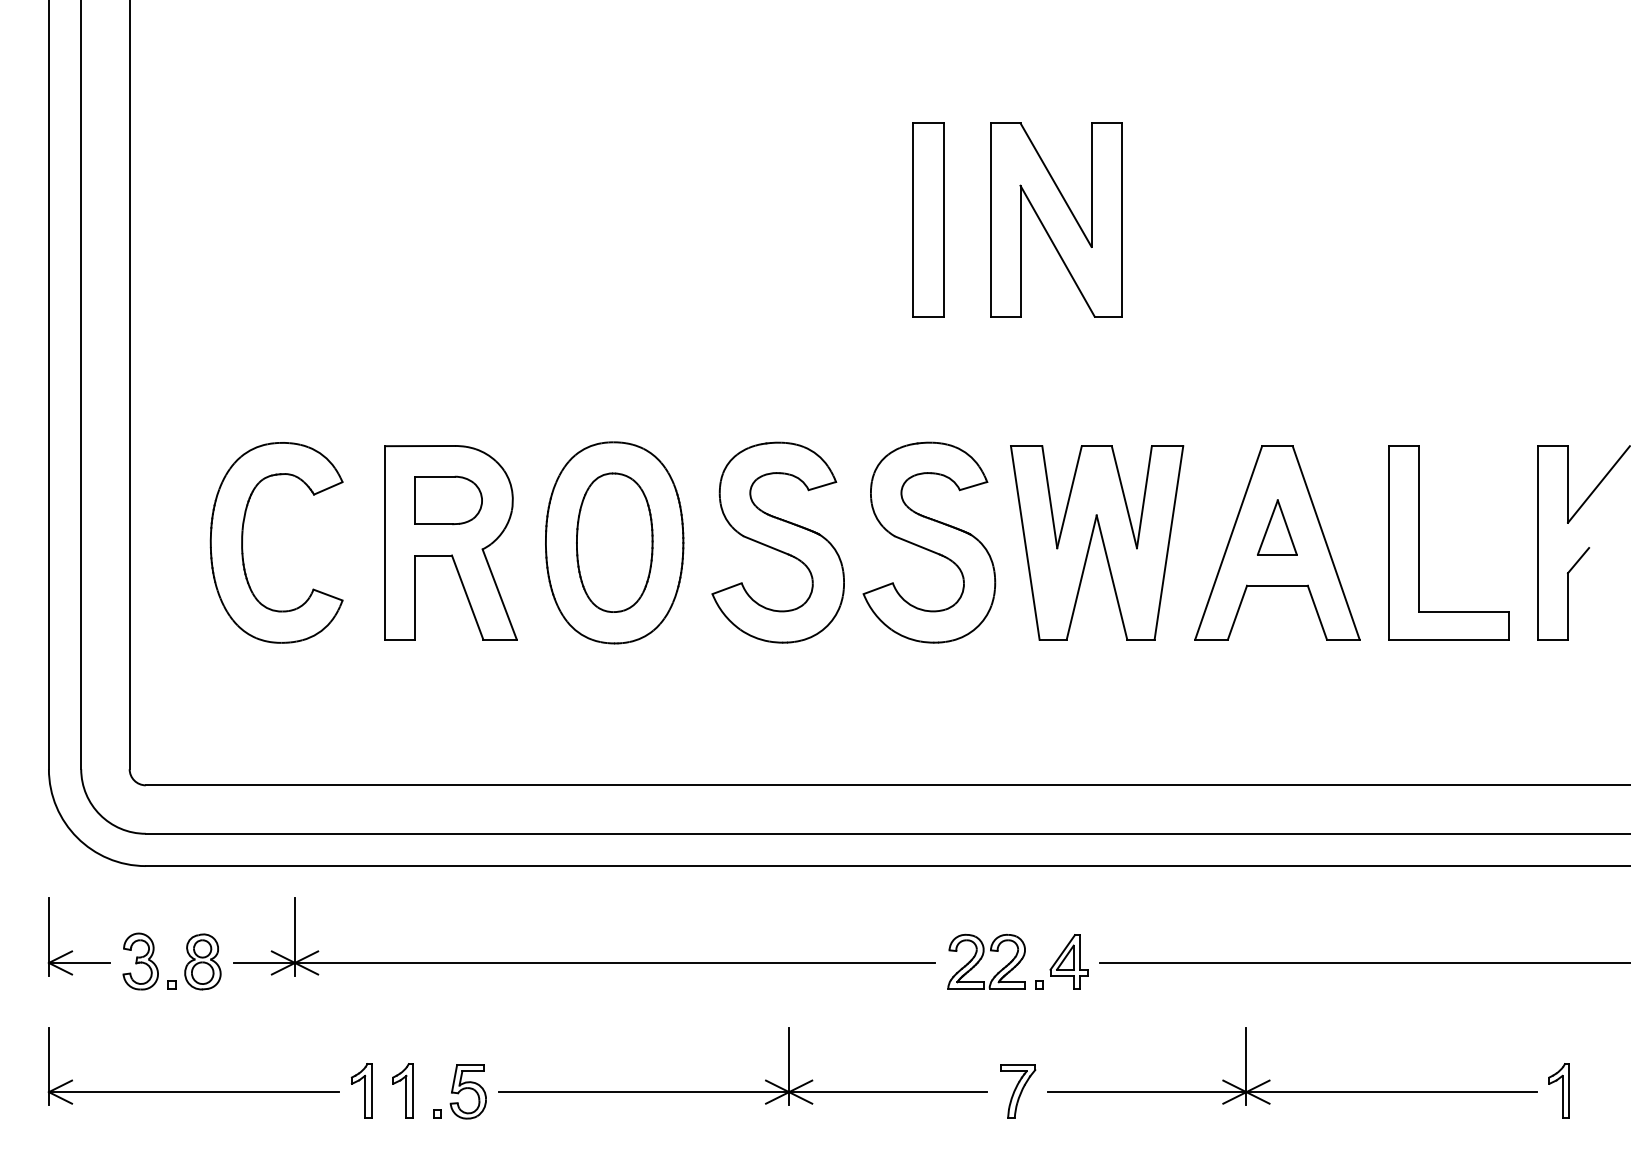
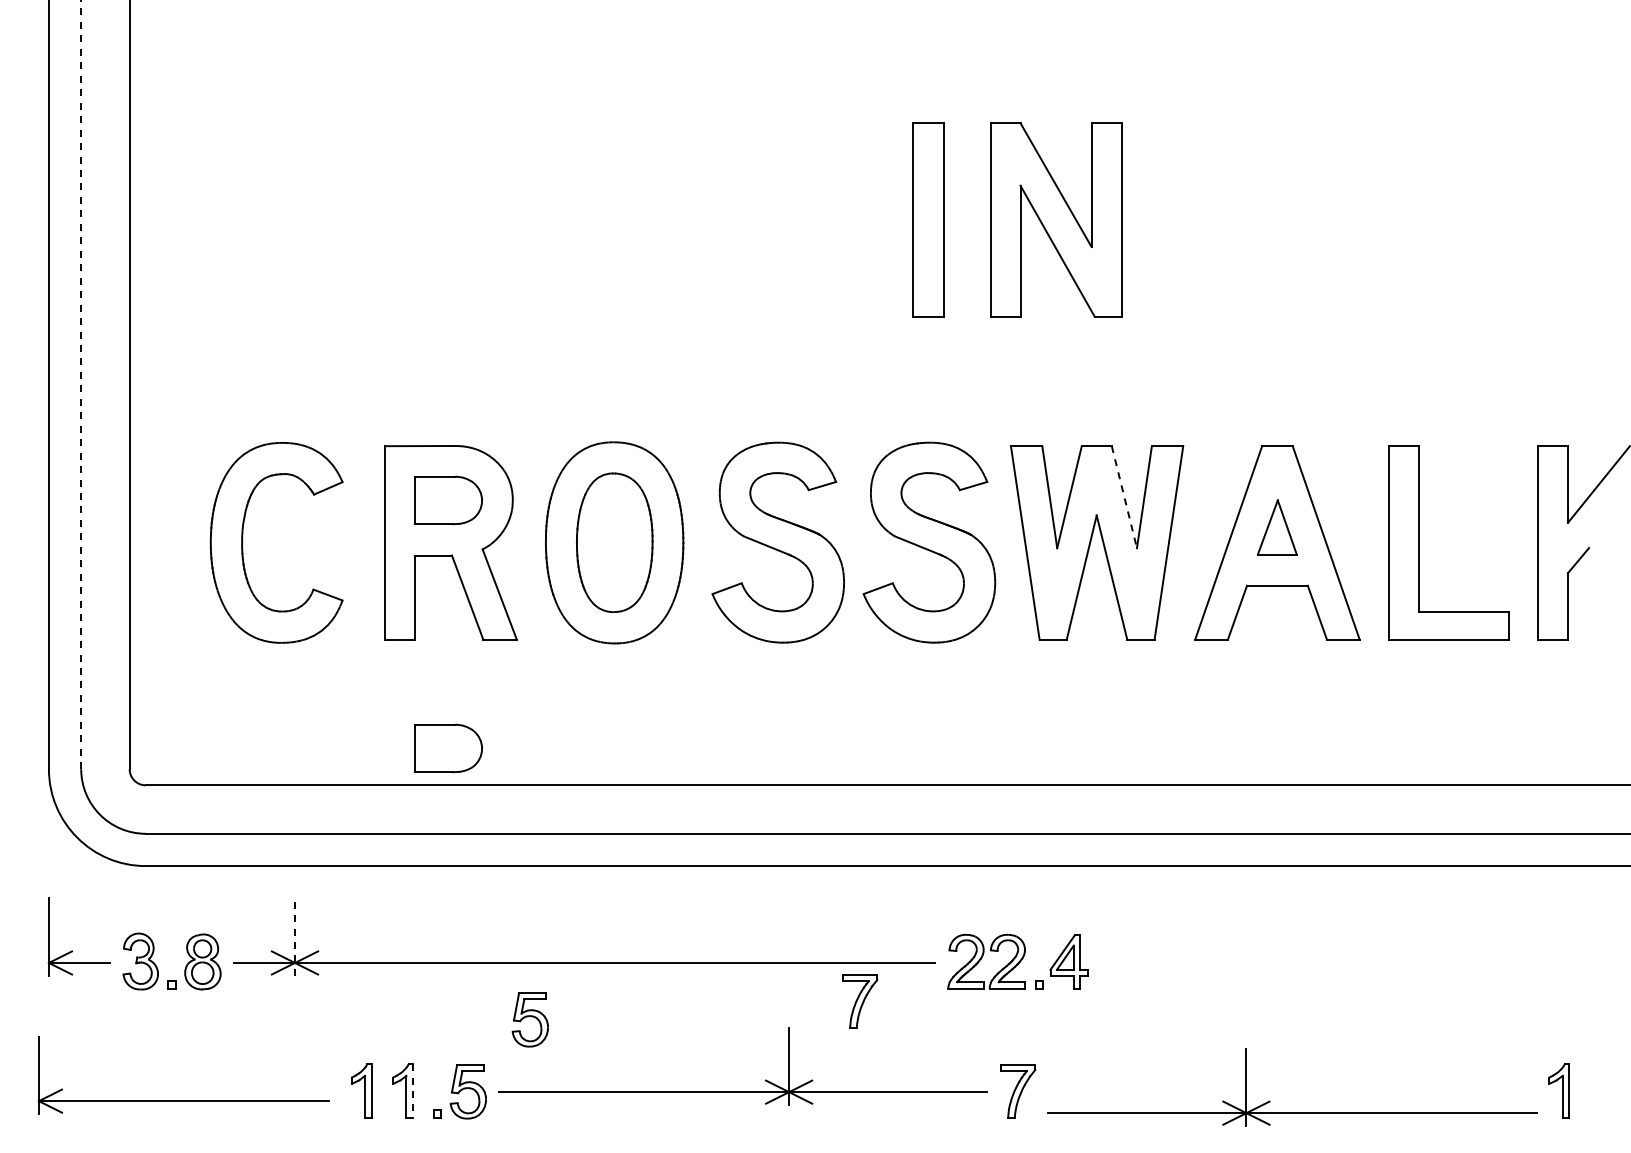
line: solid -> dashed (81, 384)
line: solid -> dashed (1124, 497)
part: none -> present (448, 748)
line: solid -> dashed (295, 937)
line: present -> none (1363, 962)
part: none -> present (860, 1001)
part: none -> present (529, 1019)
line: solid -> dashed (413, 1090)
part position: (193, 1091) -> (183, 1100) (183, 1100)
part position: (1292, 1091) -> (1292, 1112) (1292, 1112)
